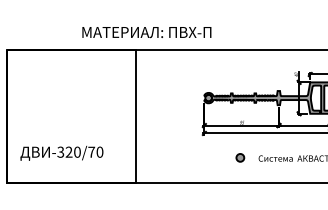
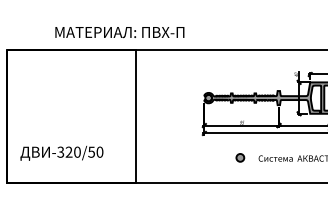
text position: (146, 32) -> (119, 32) (119, 32)
text: -320/70 -> -320/50 (91, 151)
